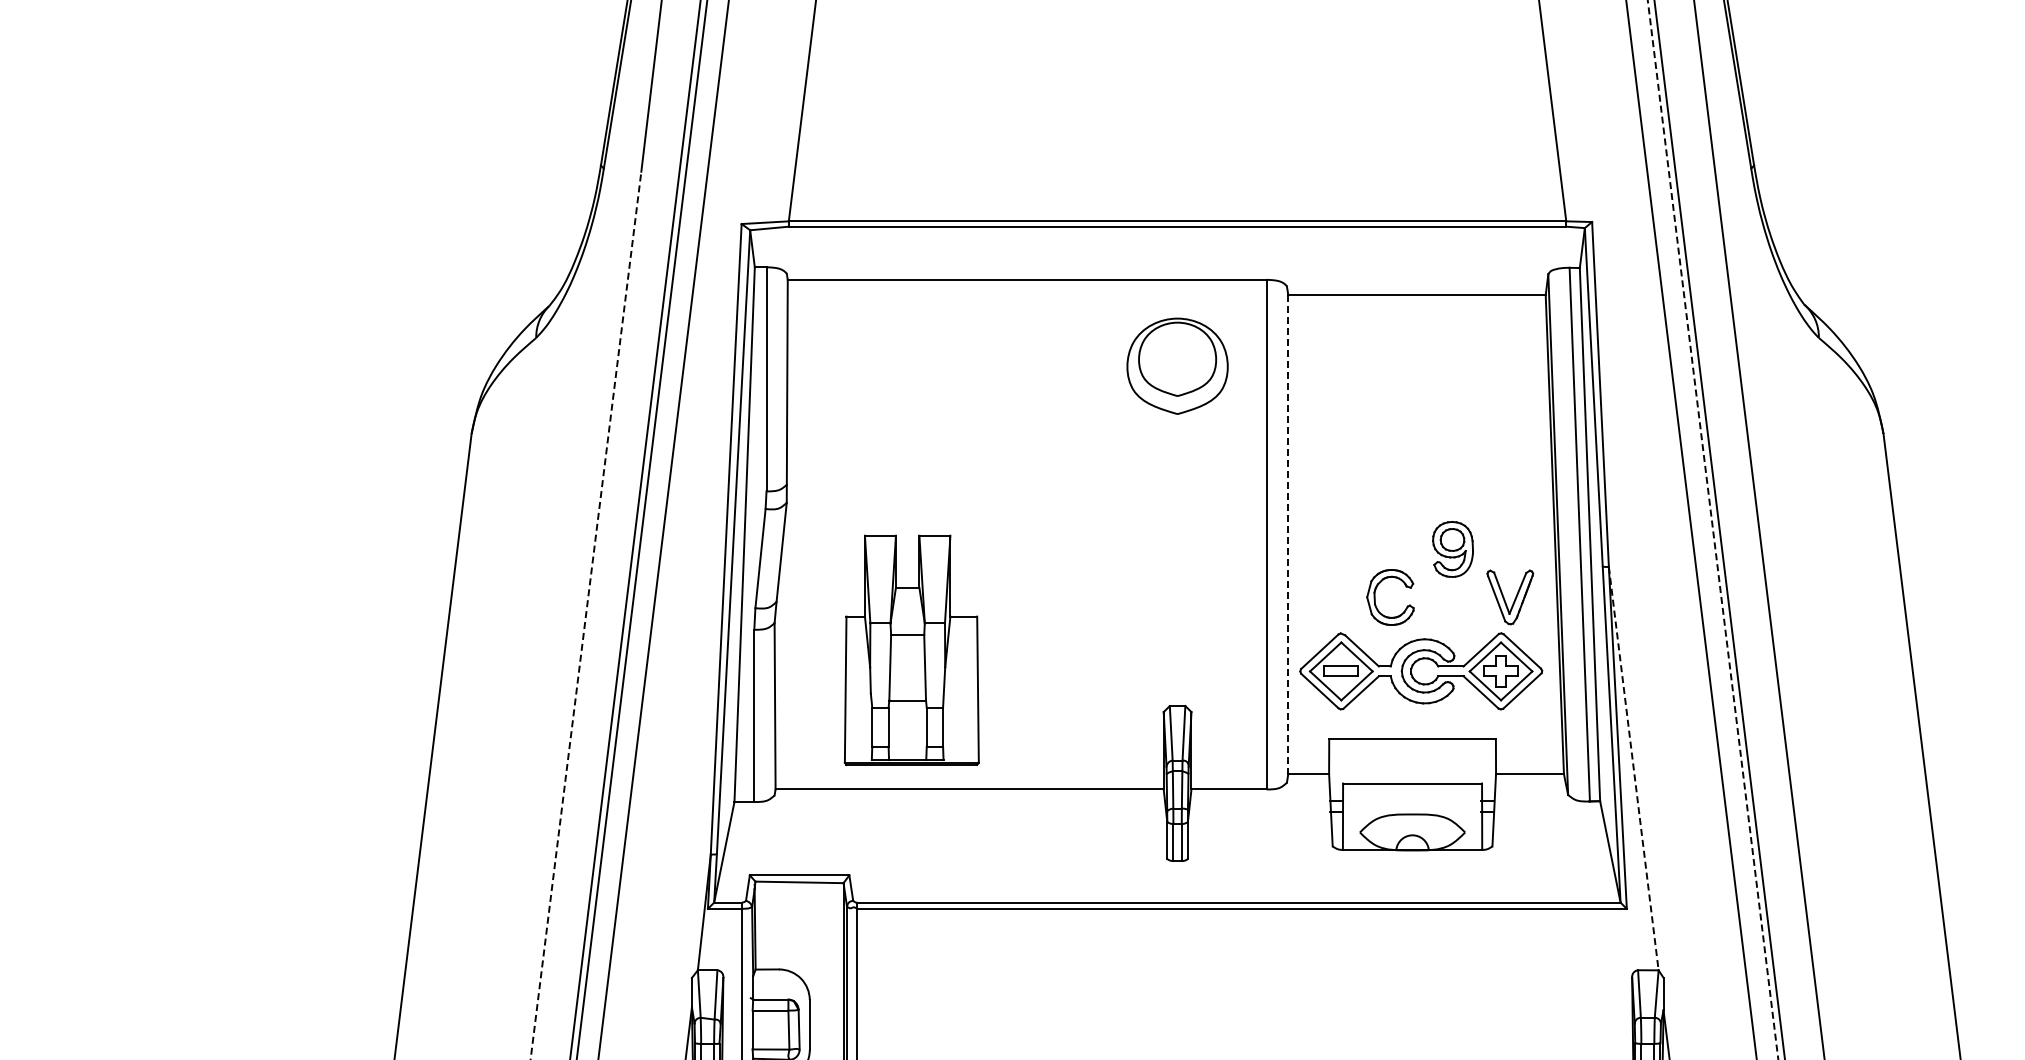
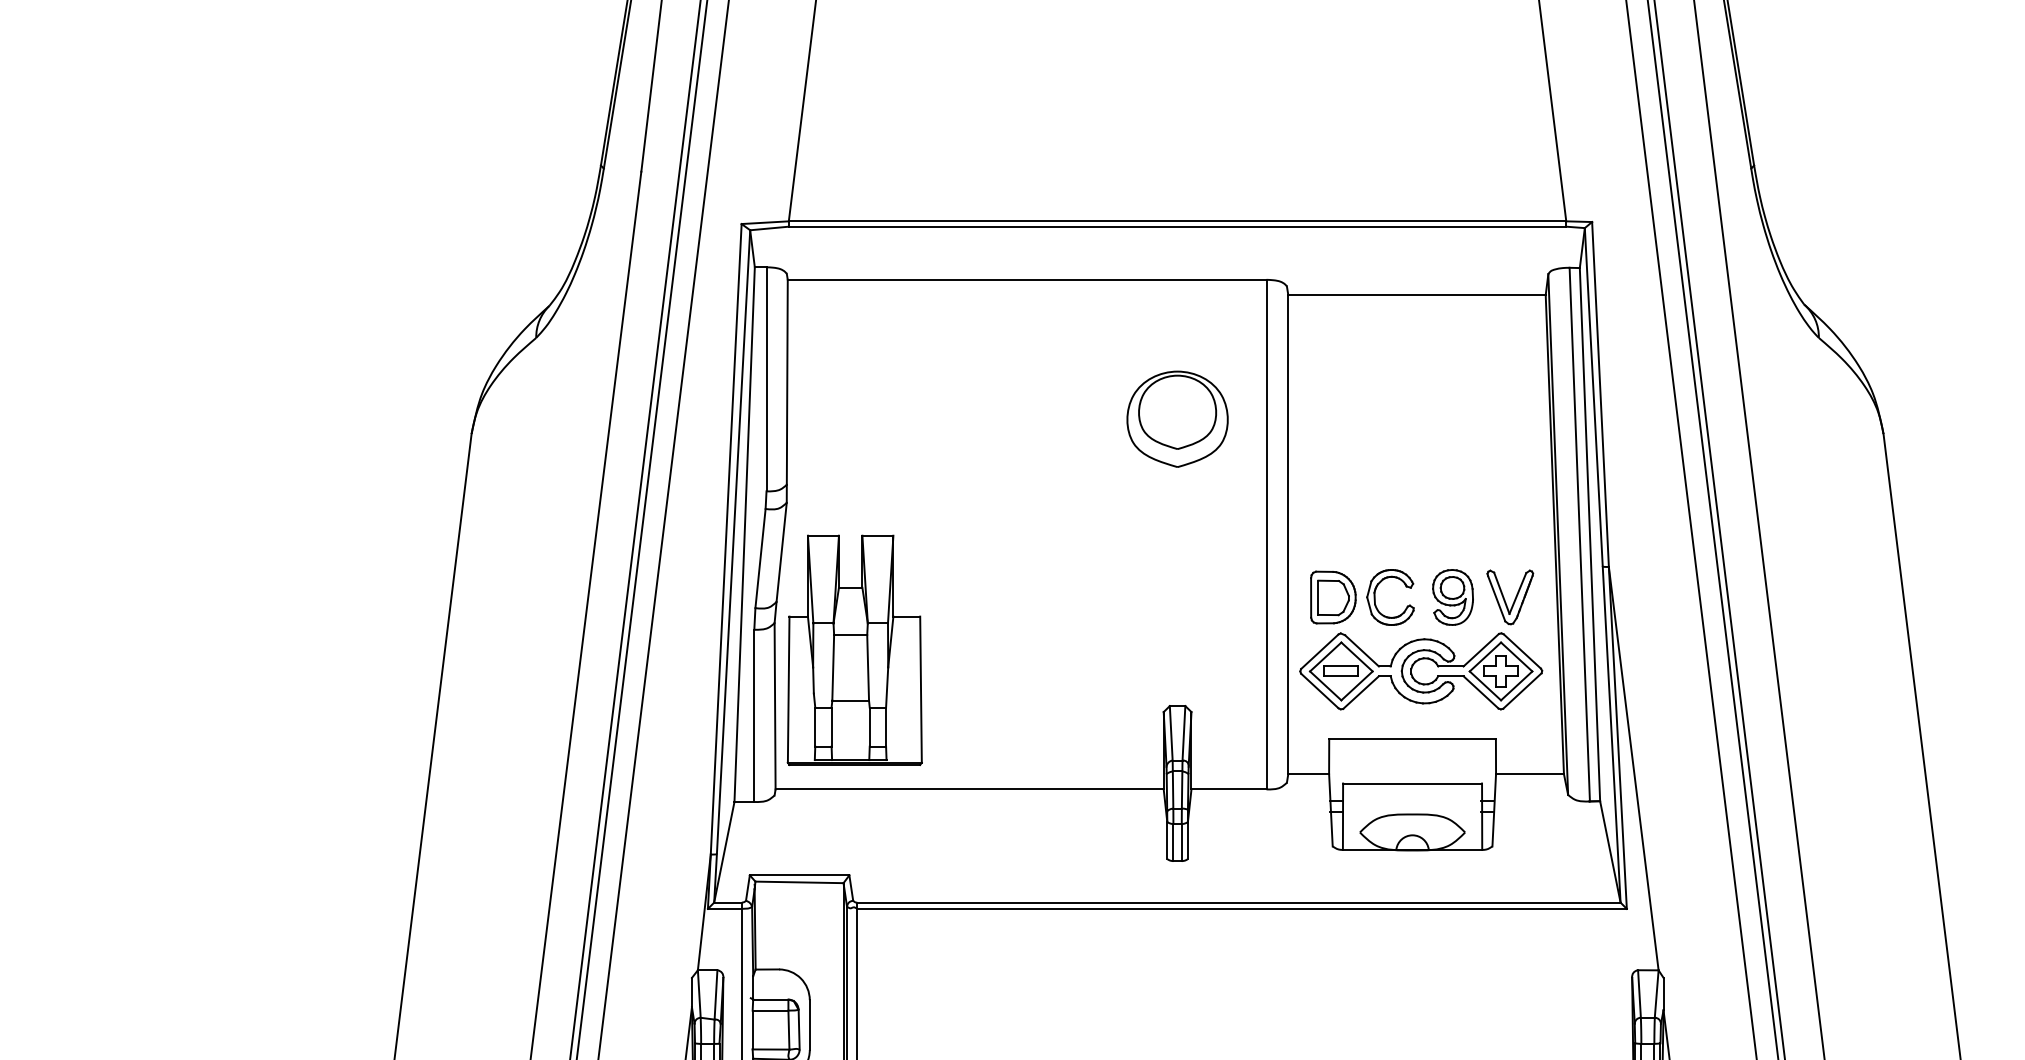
part position: (1177, 365) -> (1177, 418) (1177, 418)
line: dashed -> solid (1713, 529)
line: dashed -> solid (1288, 535)
part position: (1452, 549) -> (1452, 597) (1452, 597)
part: none -> present (1333, 597)
line: dashed -> solid (586, 615)
part position: (911, 649) -> (854, 649) (854, 649)
line: dashed -> solid (1633, 769)
